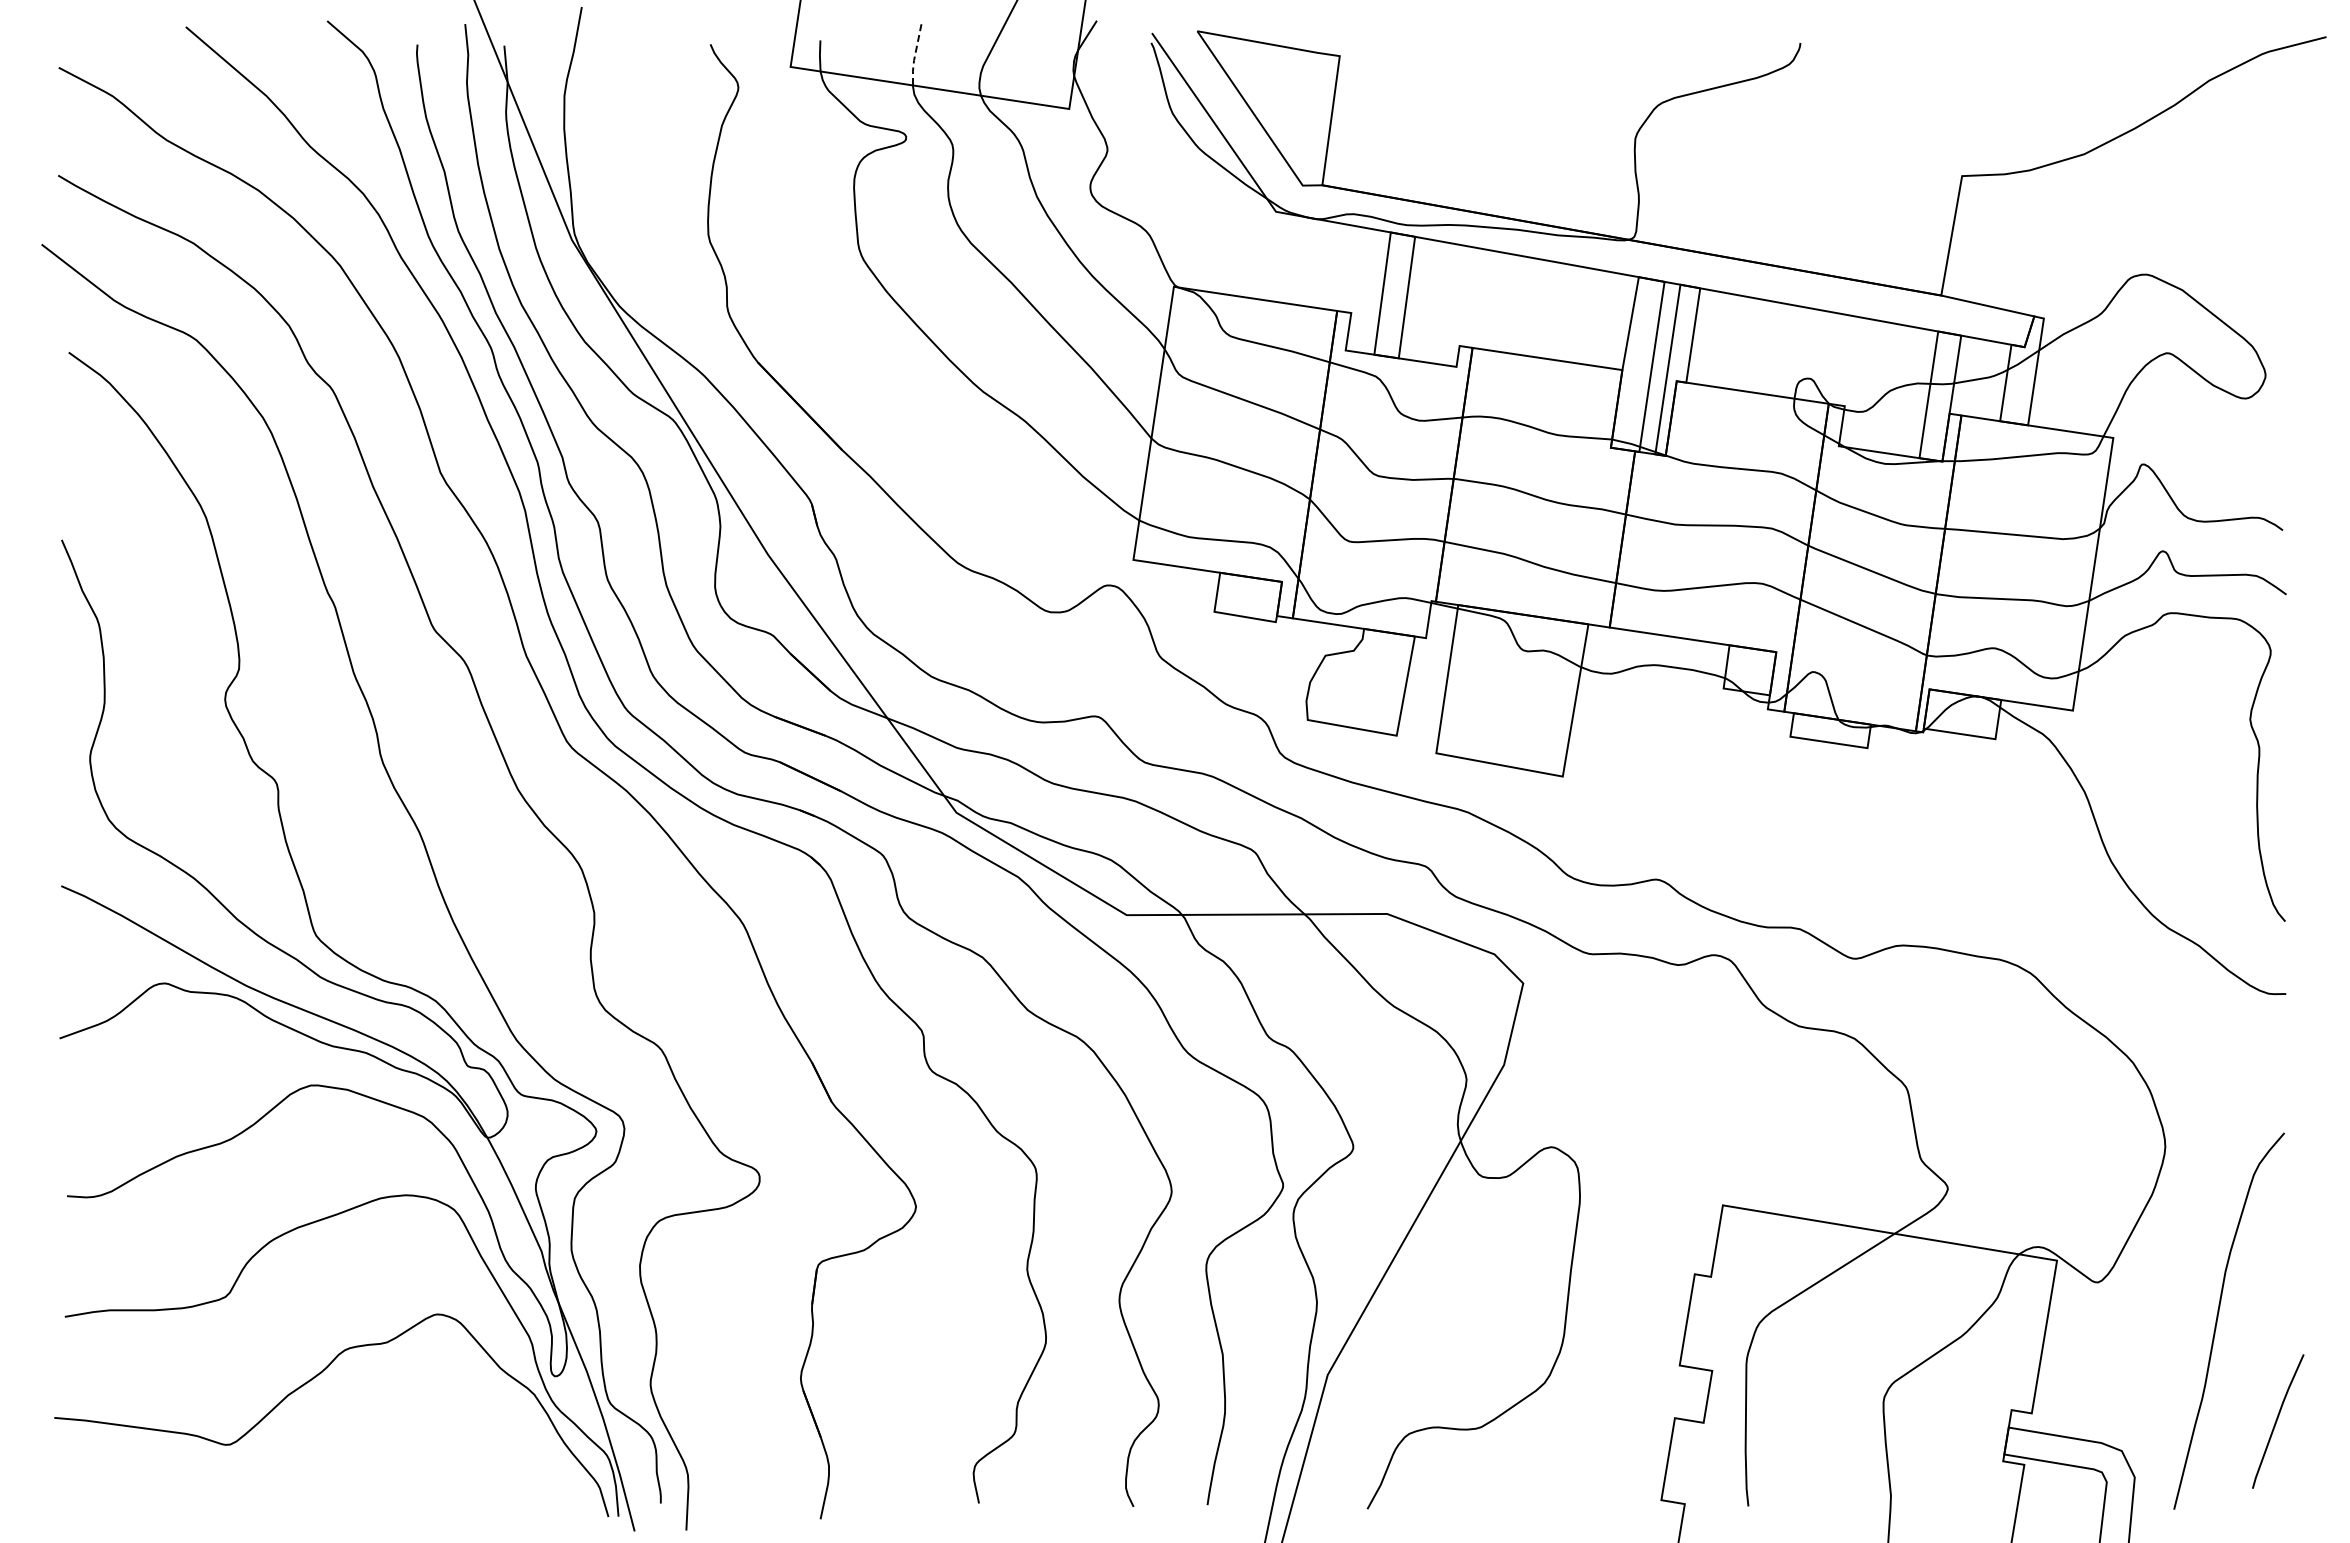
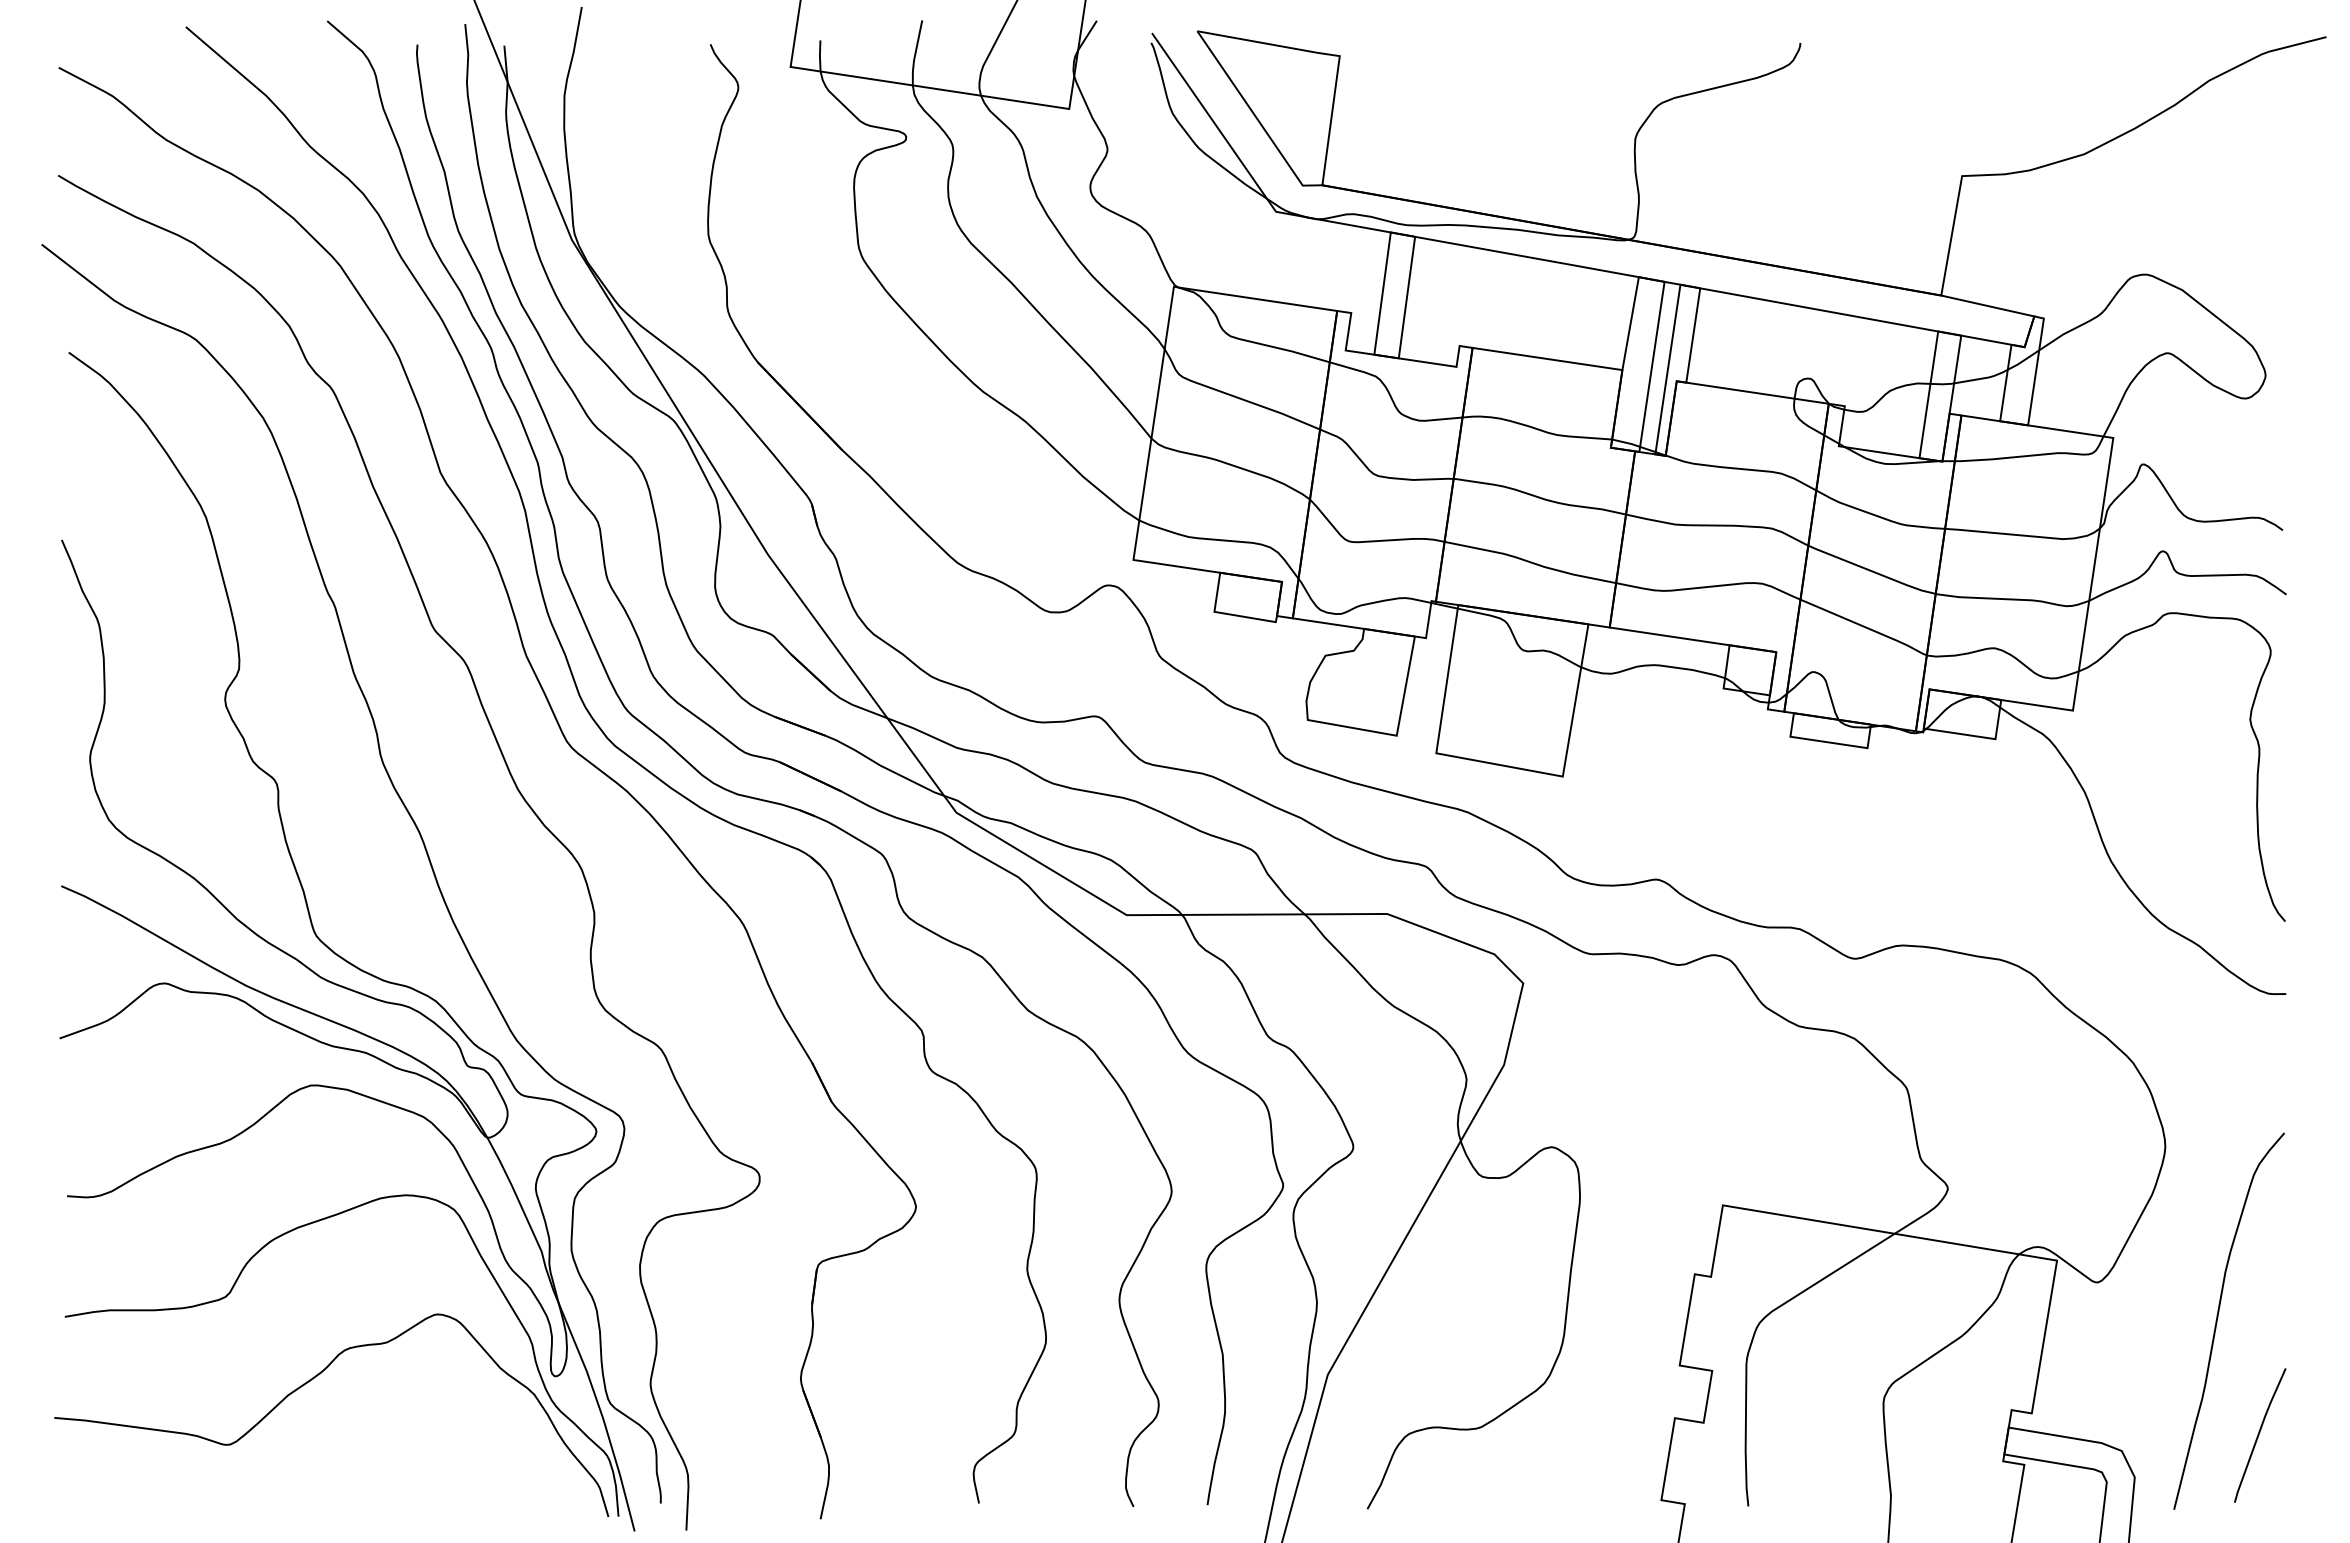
line: dashed -> solid (915, 53)
line position: (2277, 1421) -> (2259, 1435) (2259, 1435)
